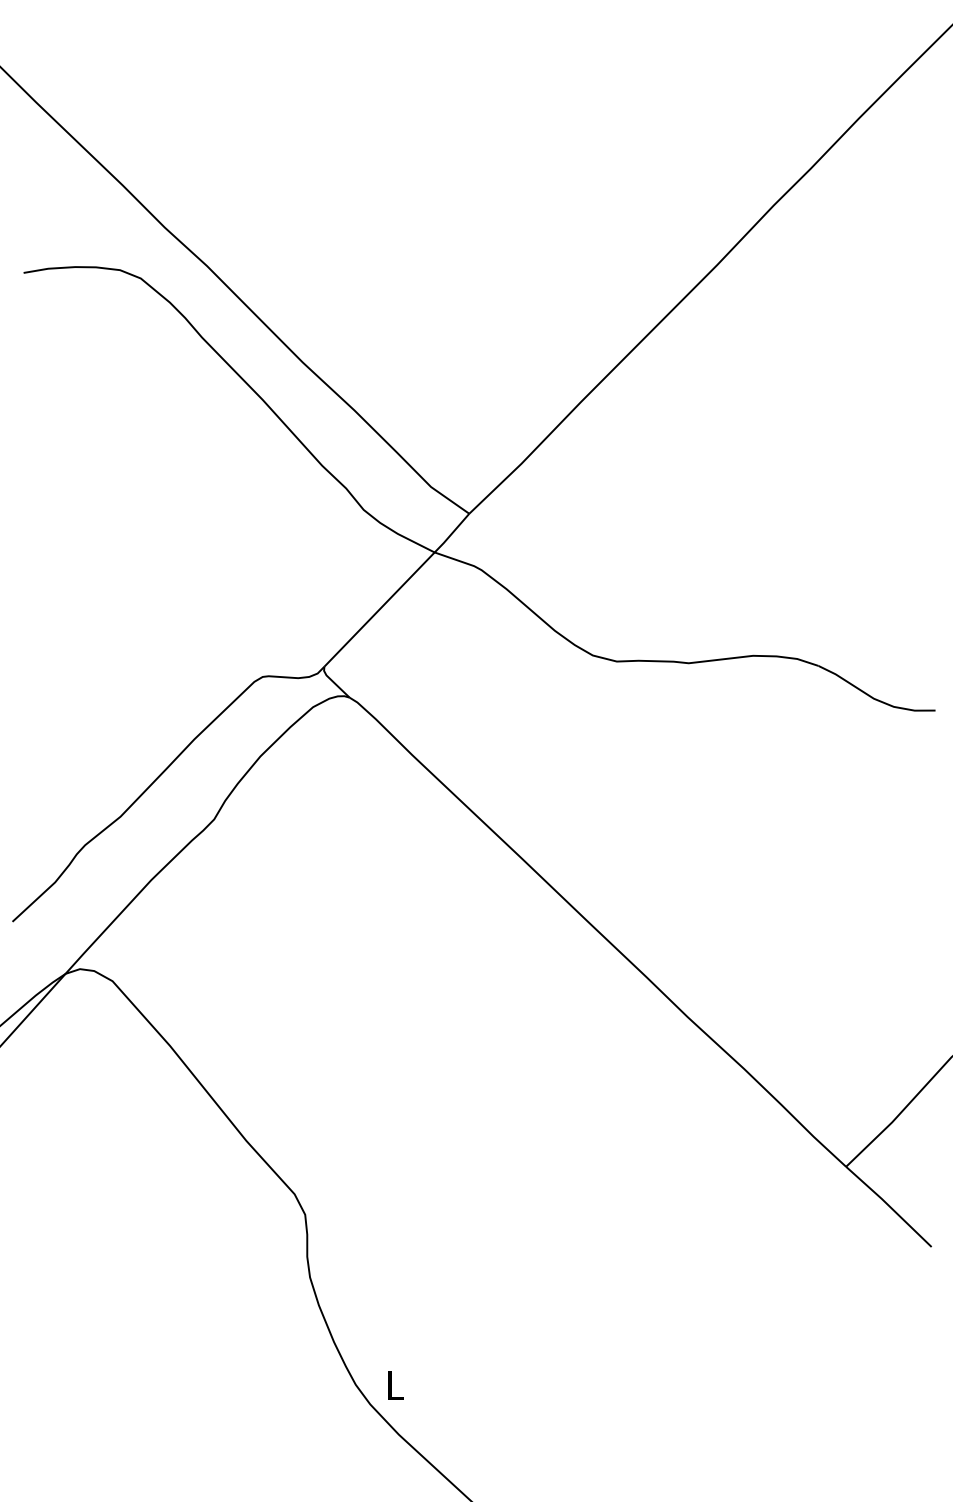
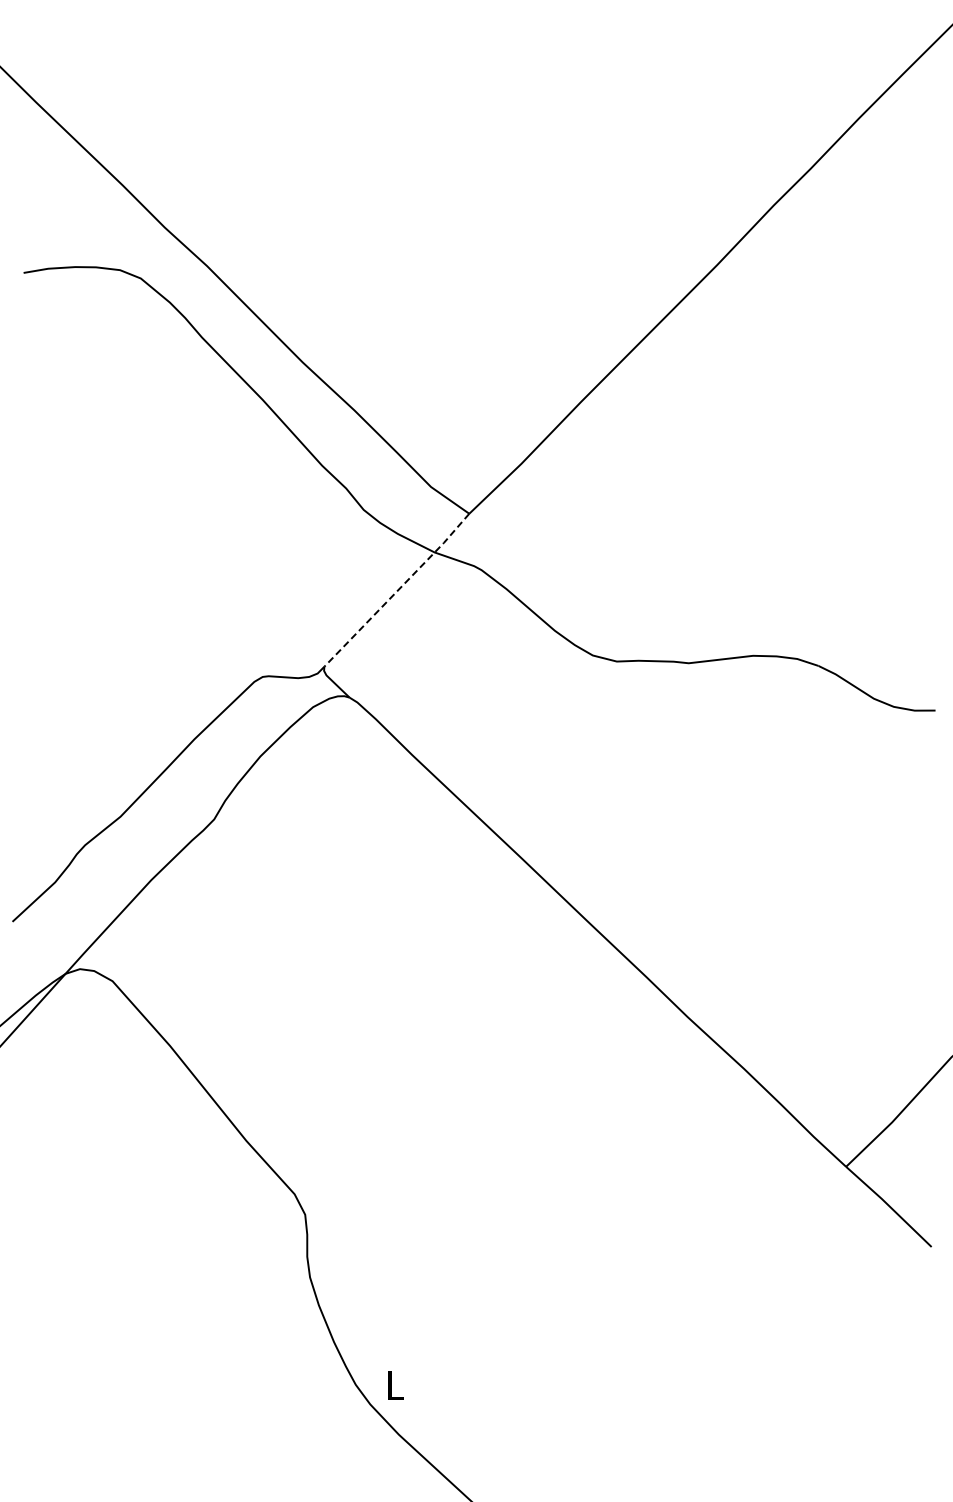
line: solid -> dashed (397, 590)
